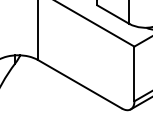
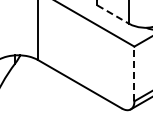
line: solid -> dashed (113, 14)
line: solid -> dashed (134, 73)
